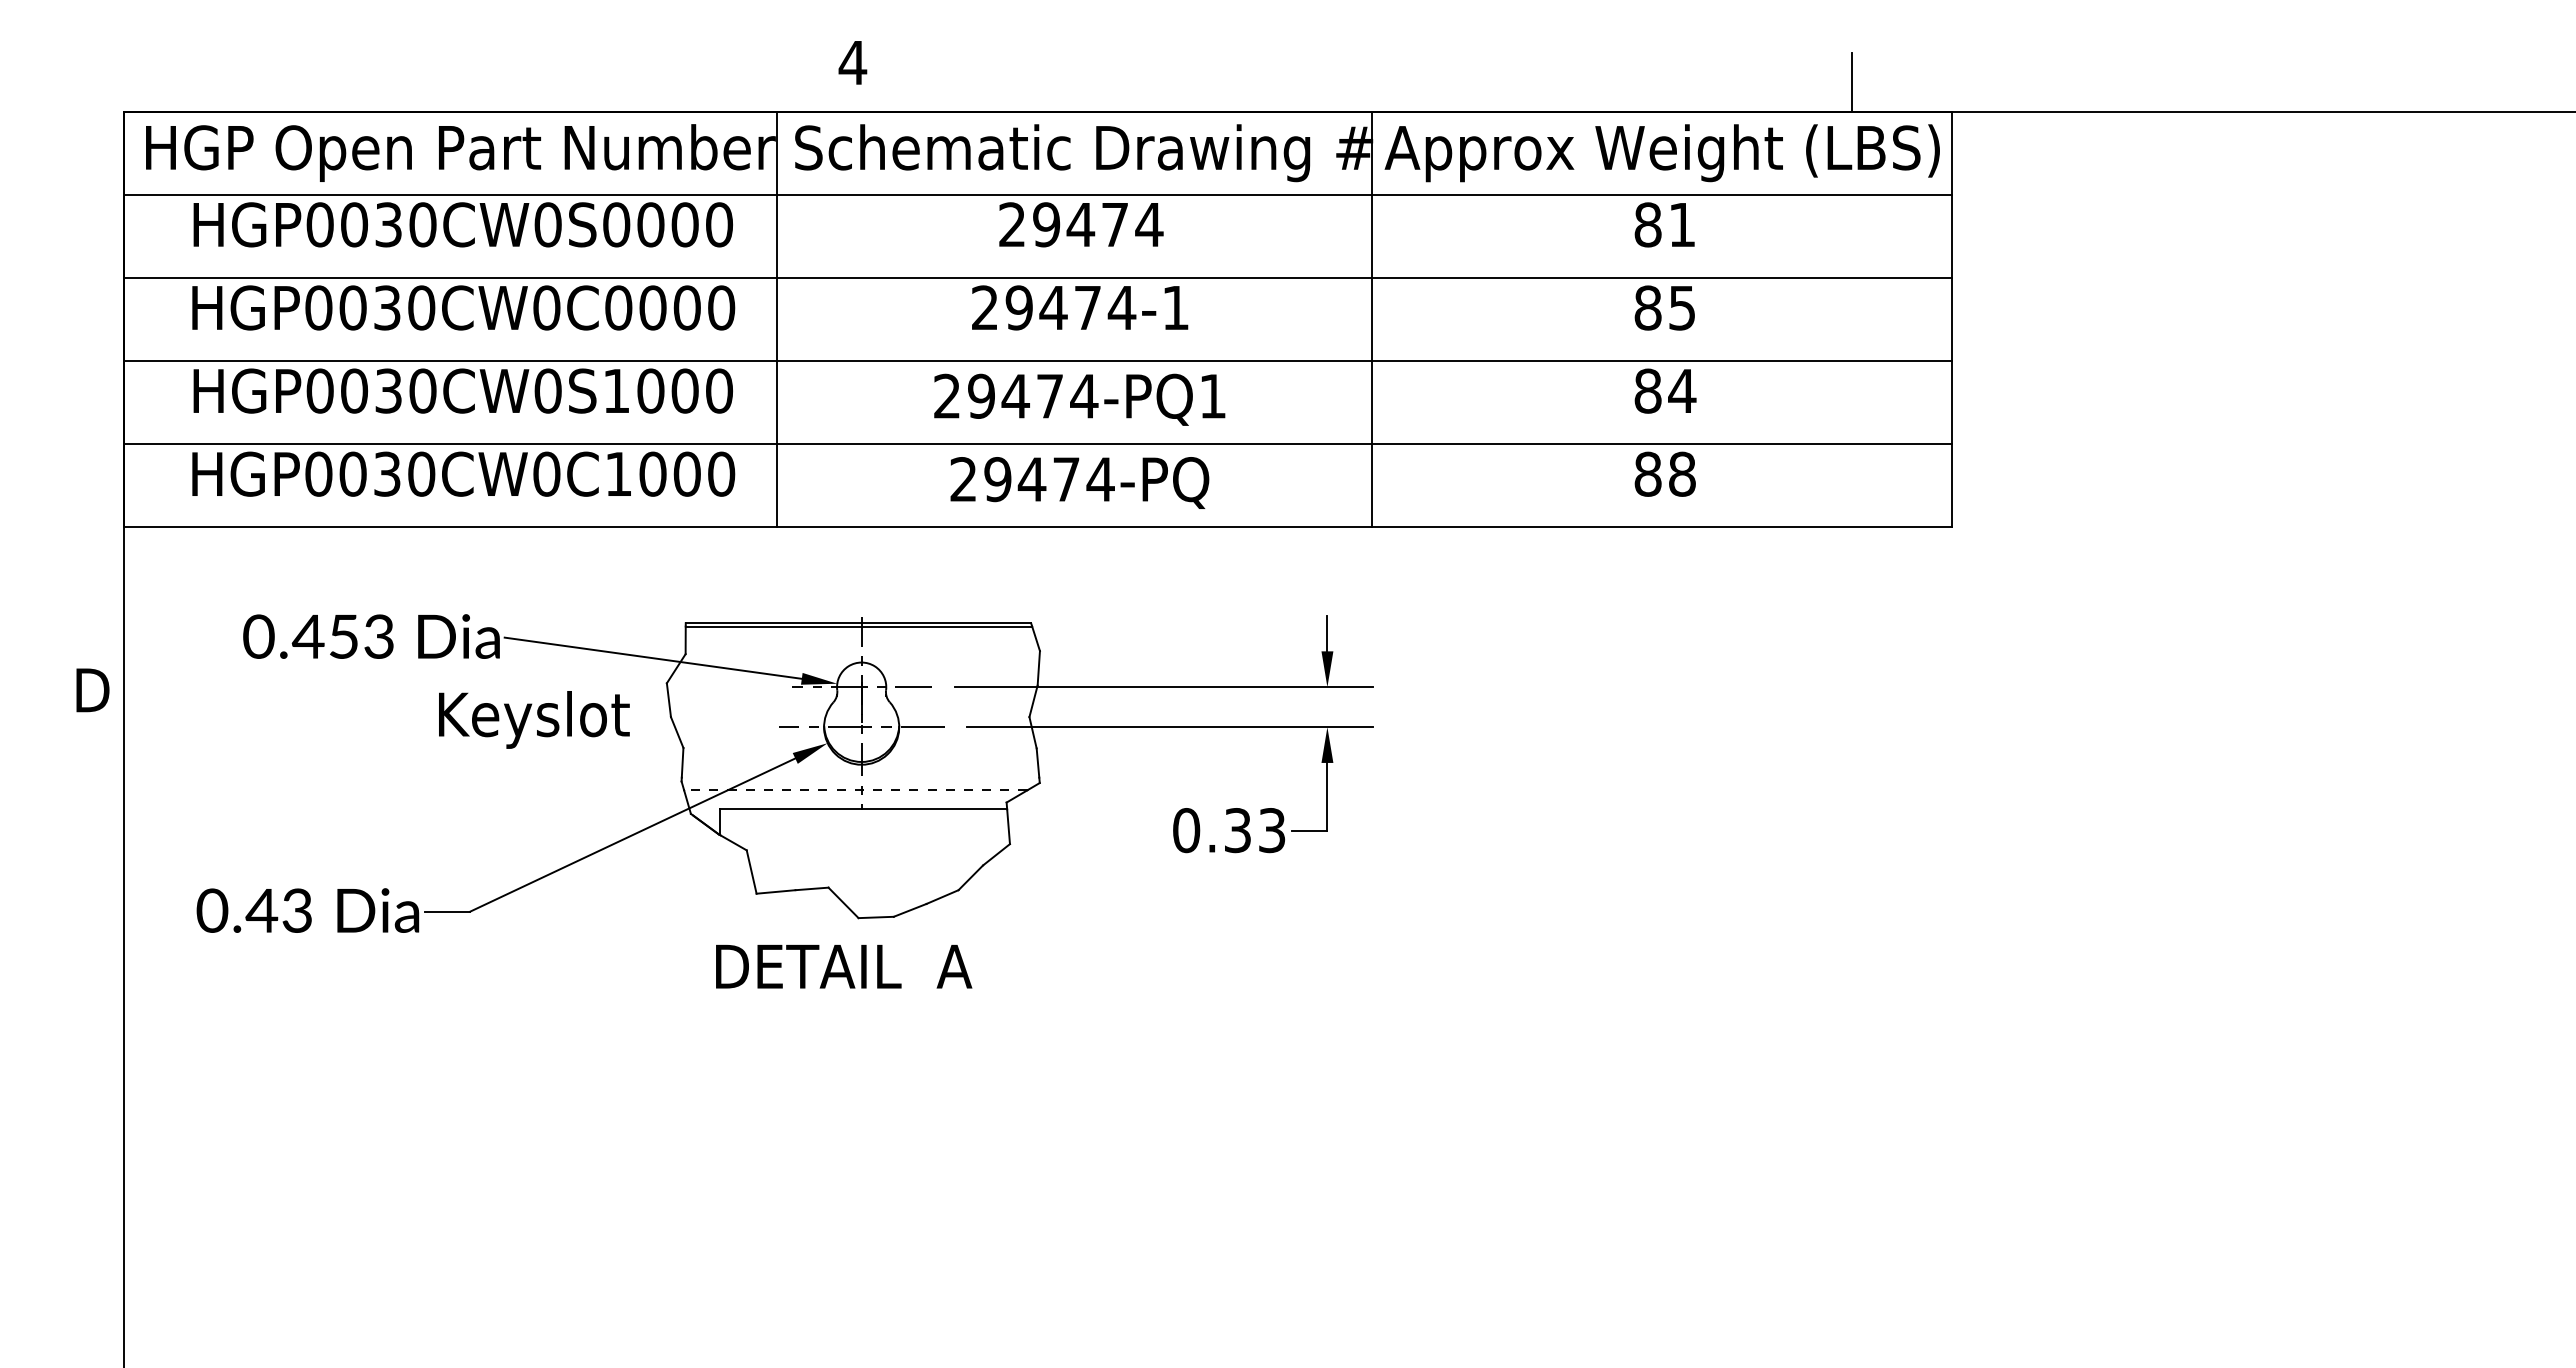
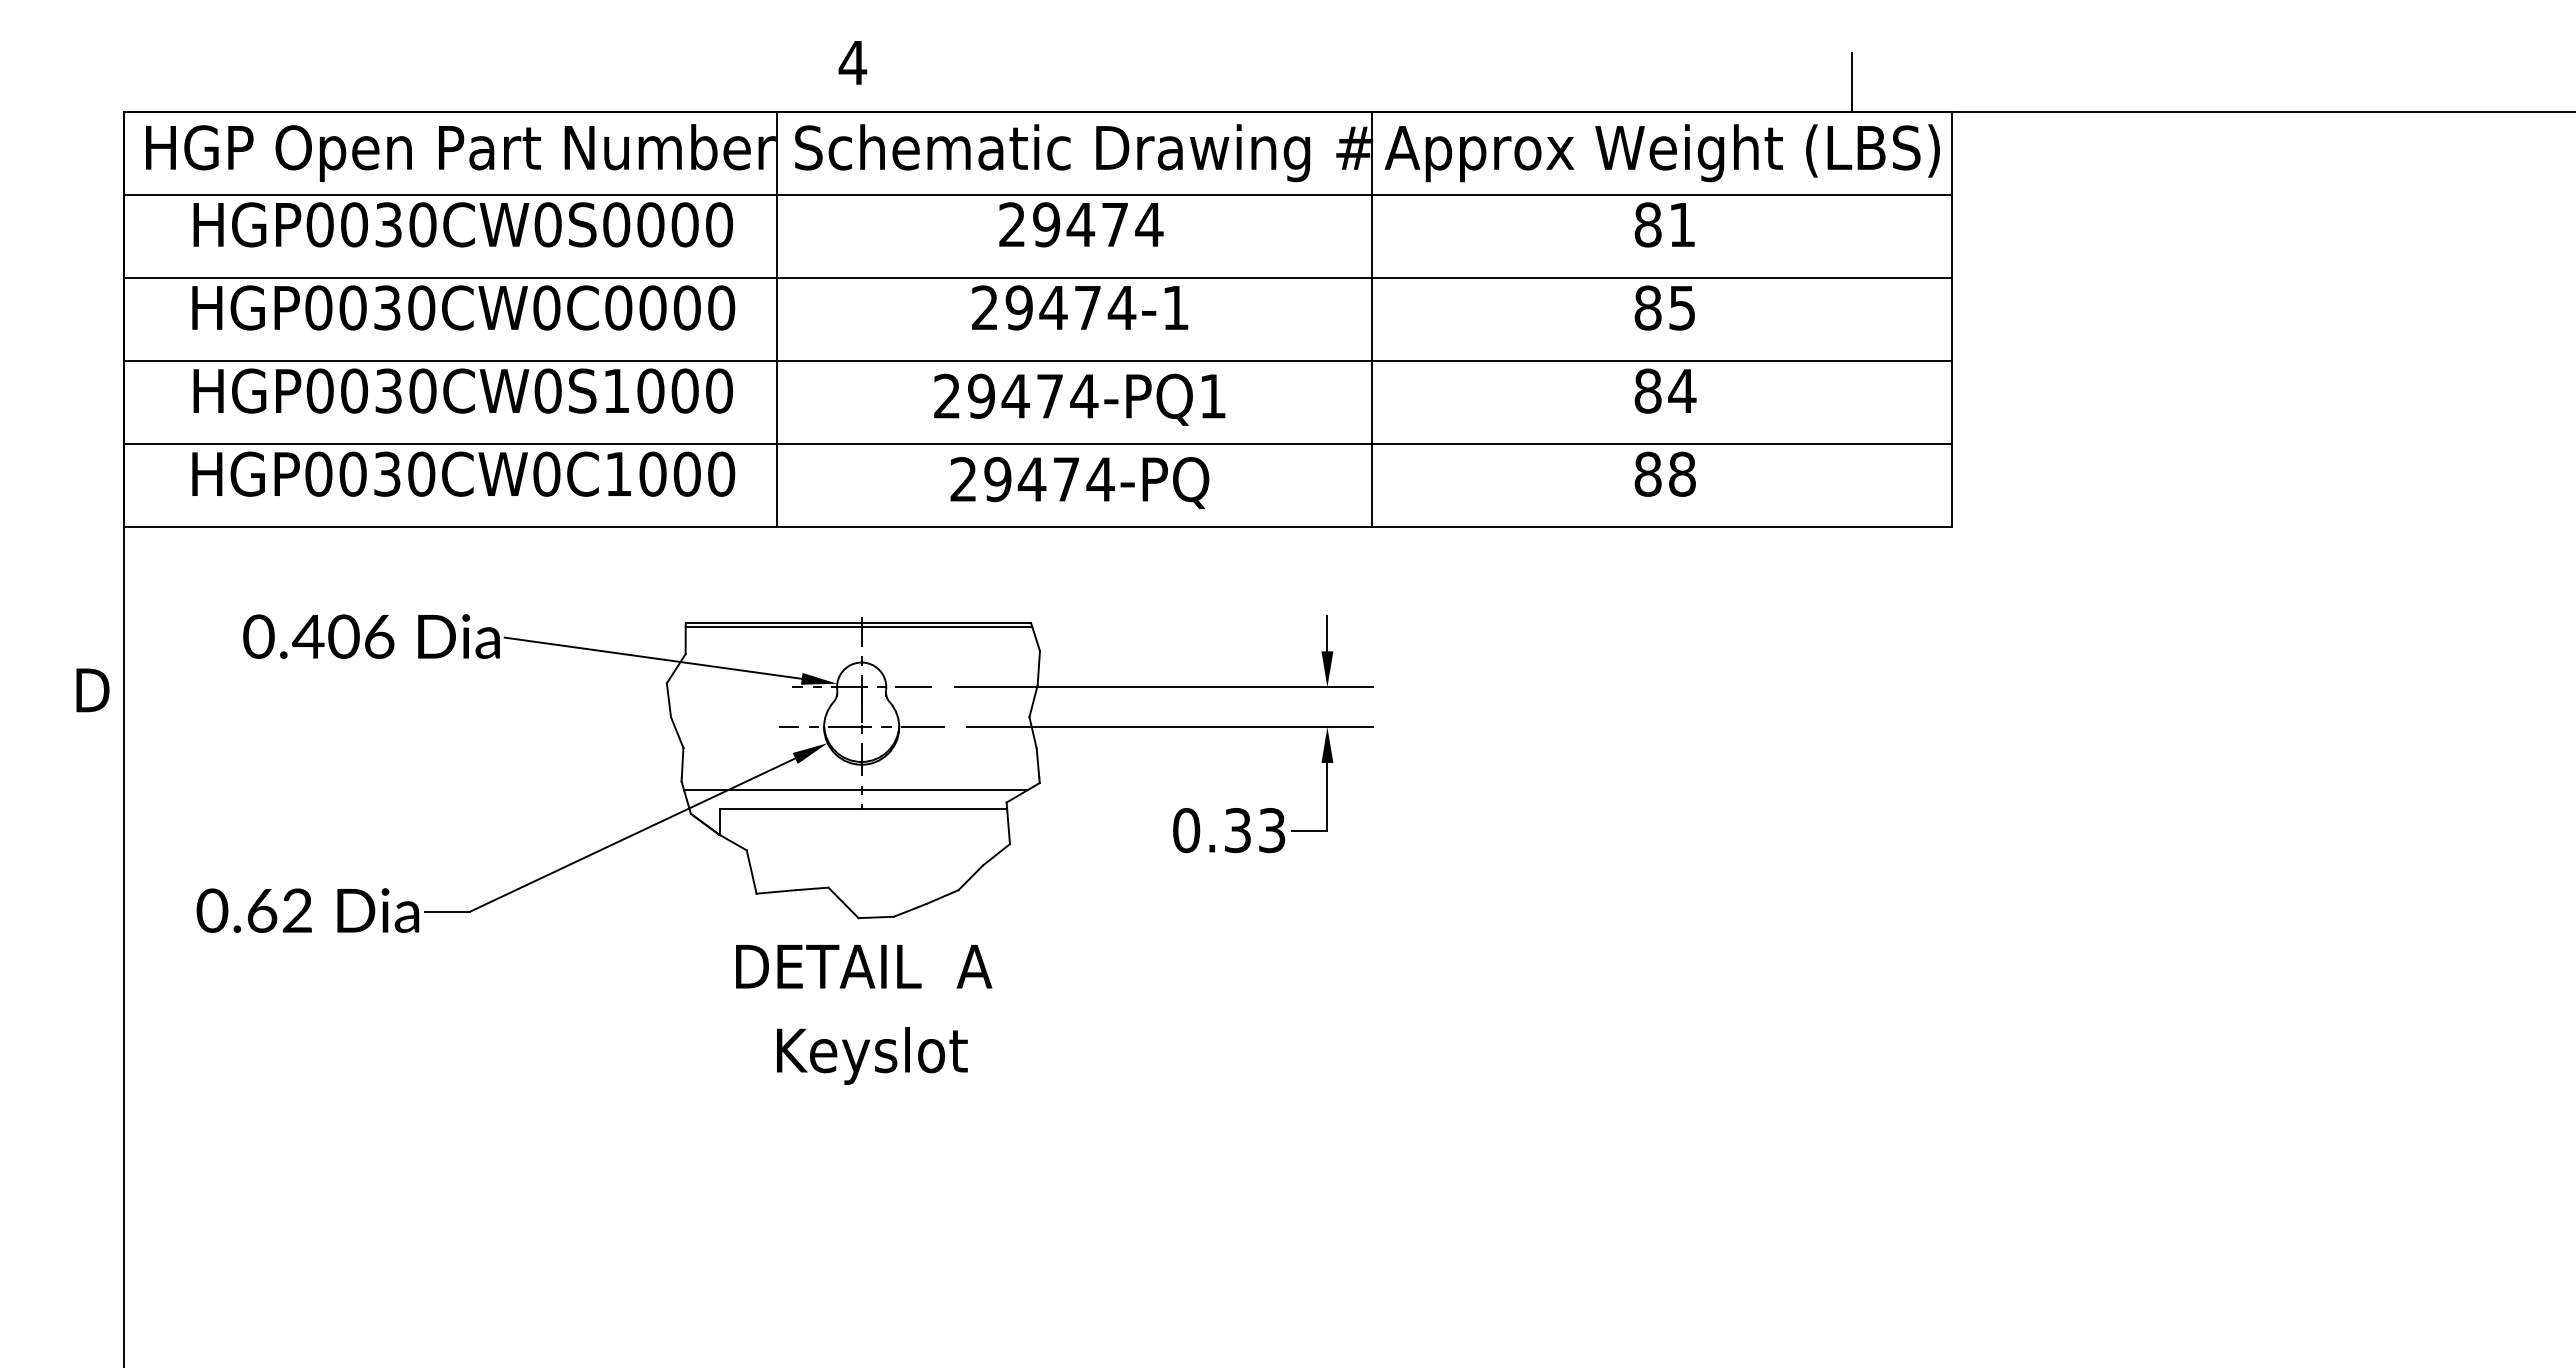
text: 0.453 -> 0.406 (361, 636)
text position: (534, 719) -> (872, 1055) (872, 1055)
line: dashed -> solid (855, 790)
text: 0.43 -> 0.62 (278, 910)
text position: (844, 966) -> (864, 966) (864, 966)
